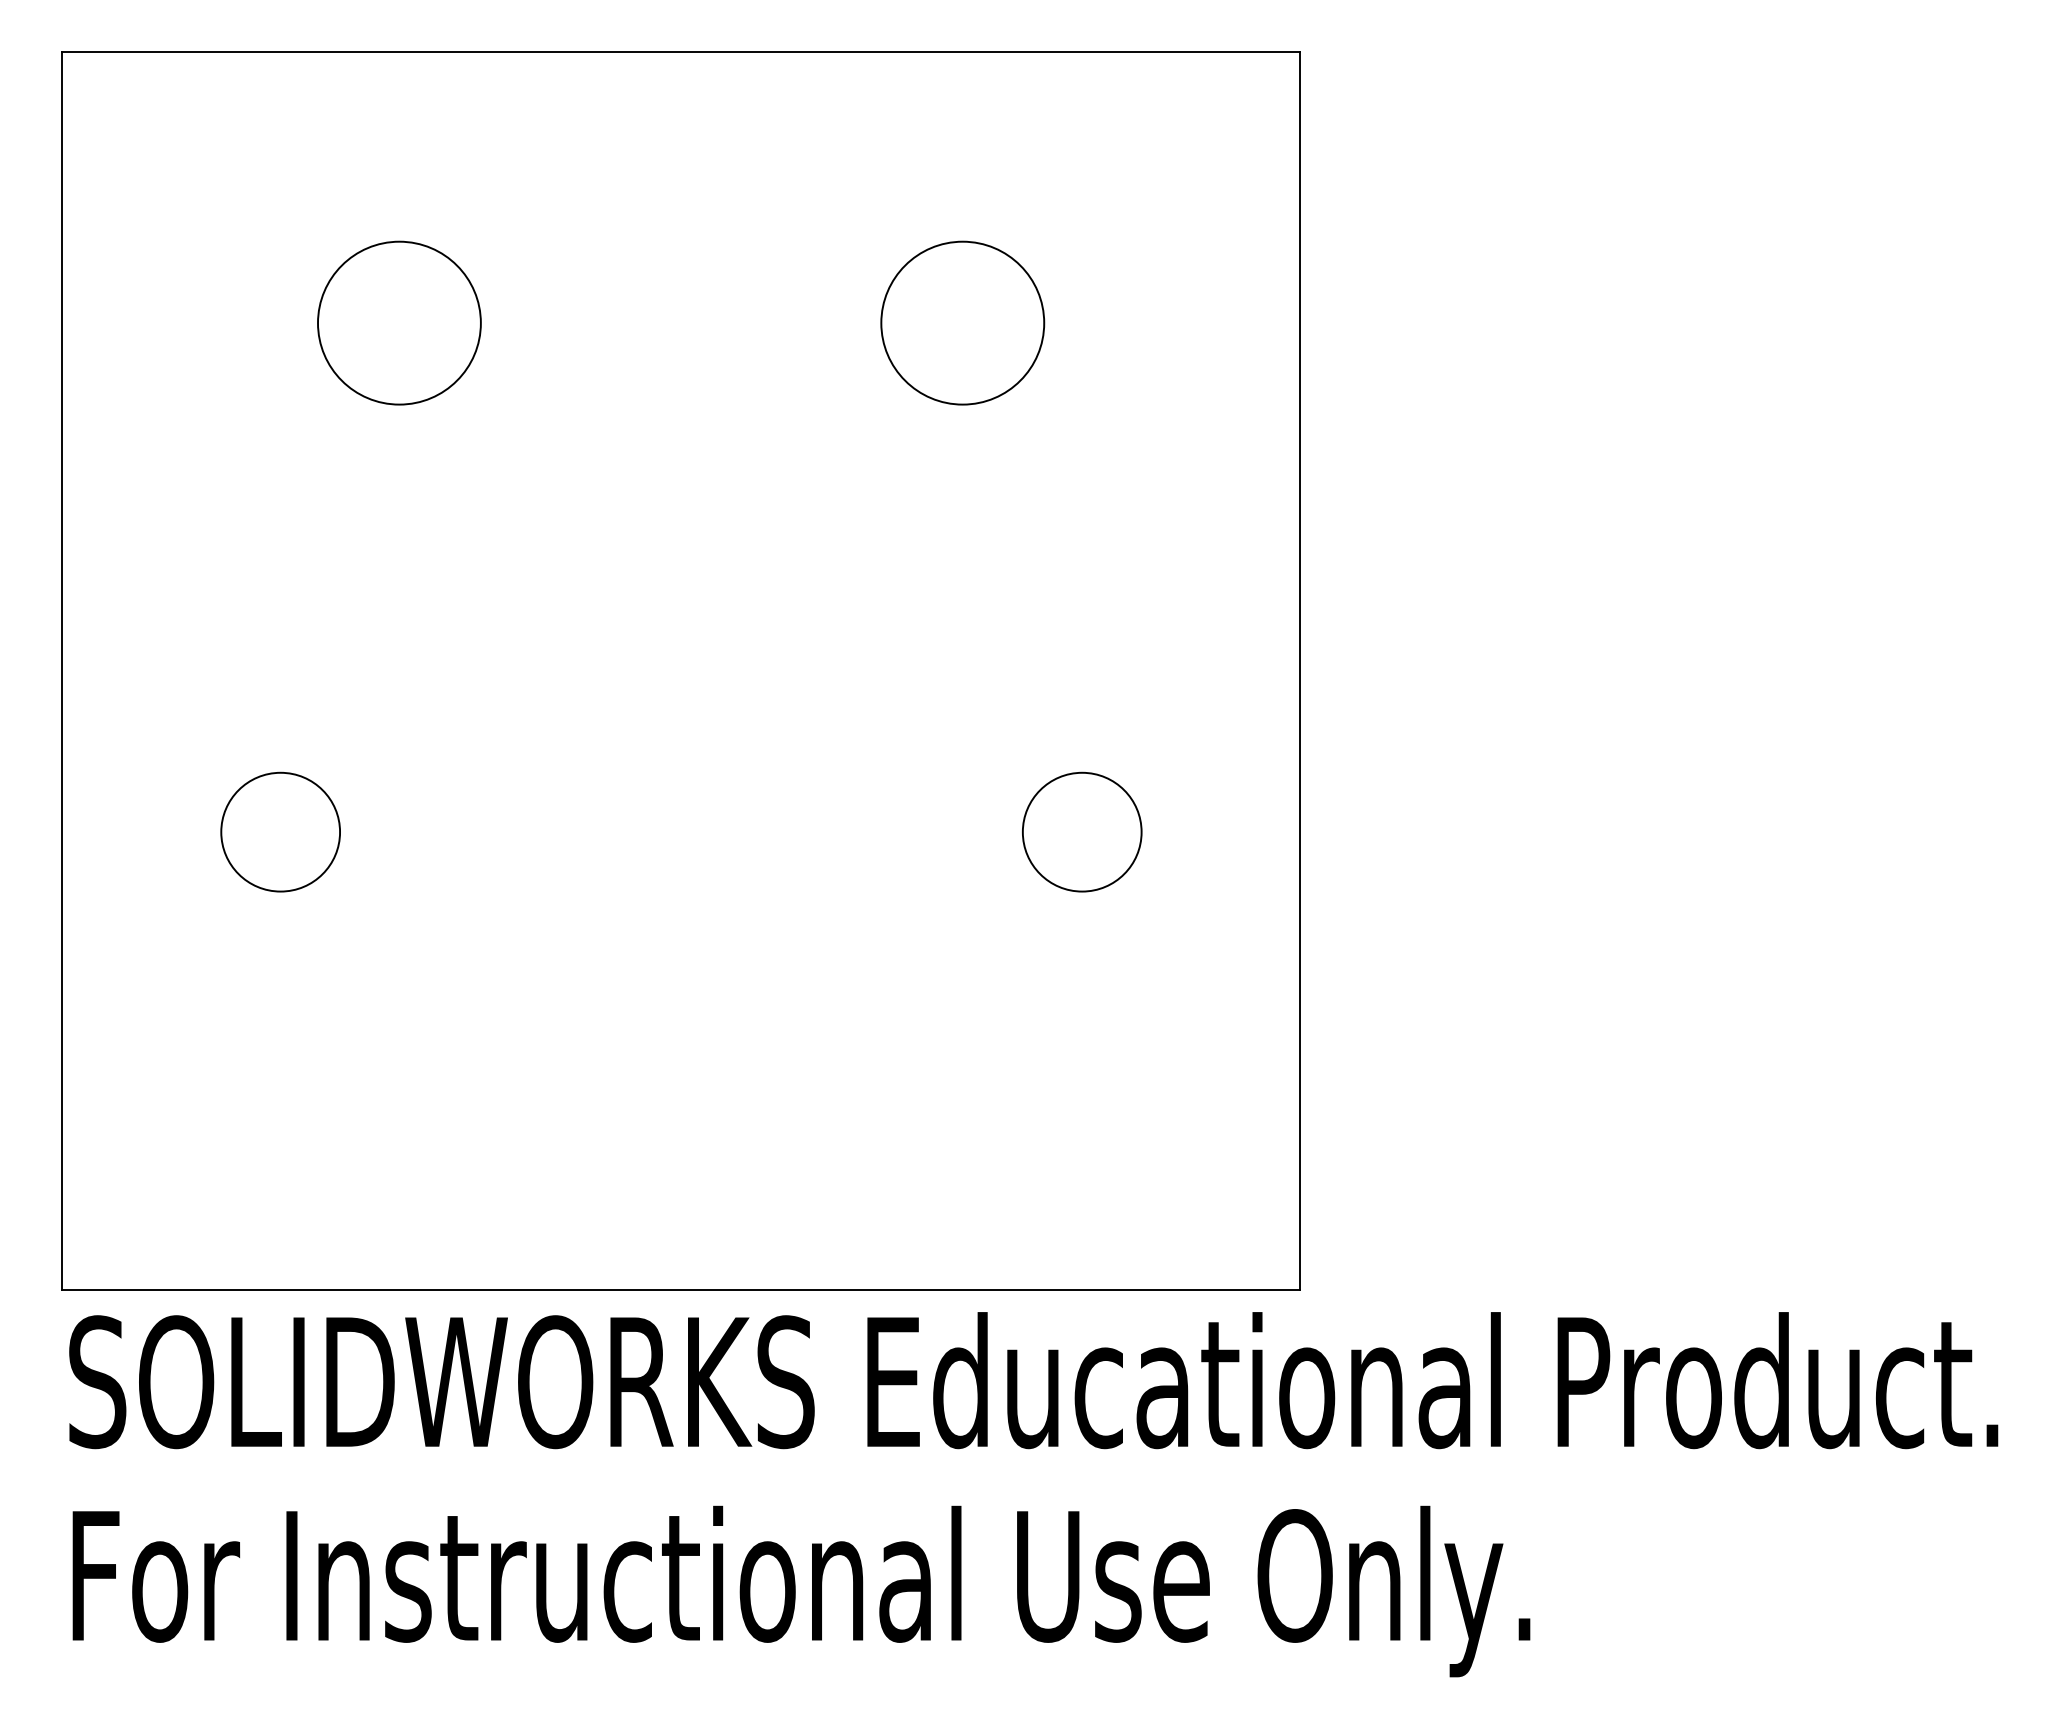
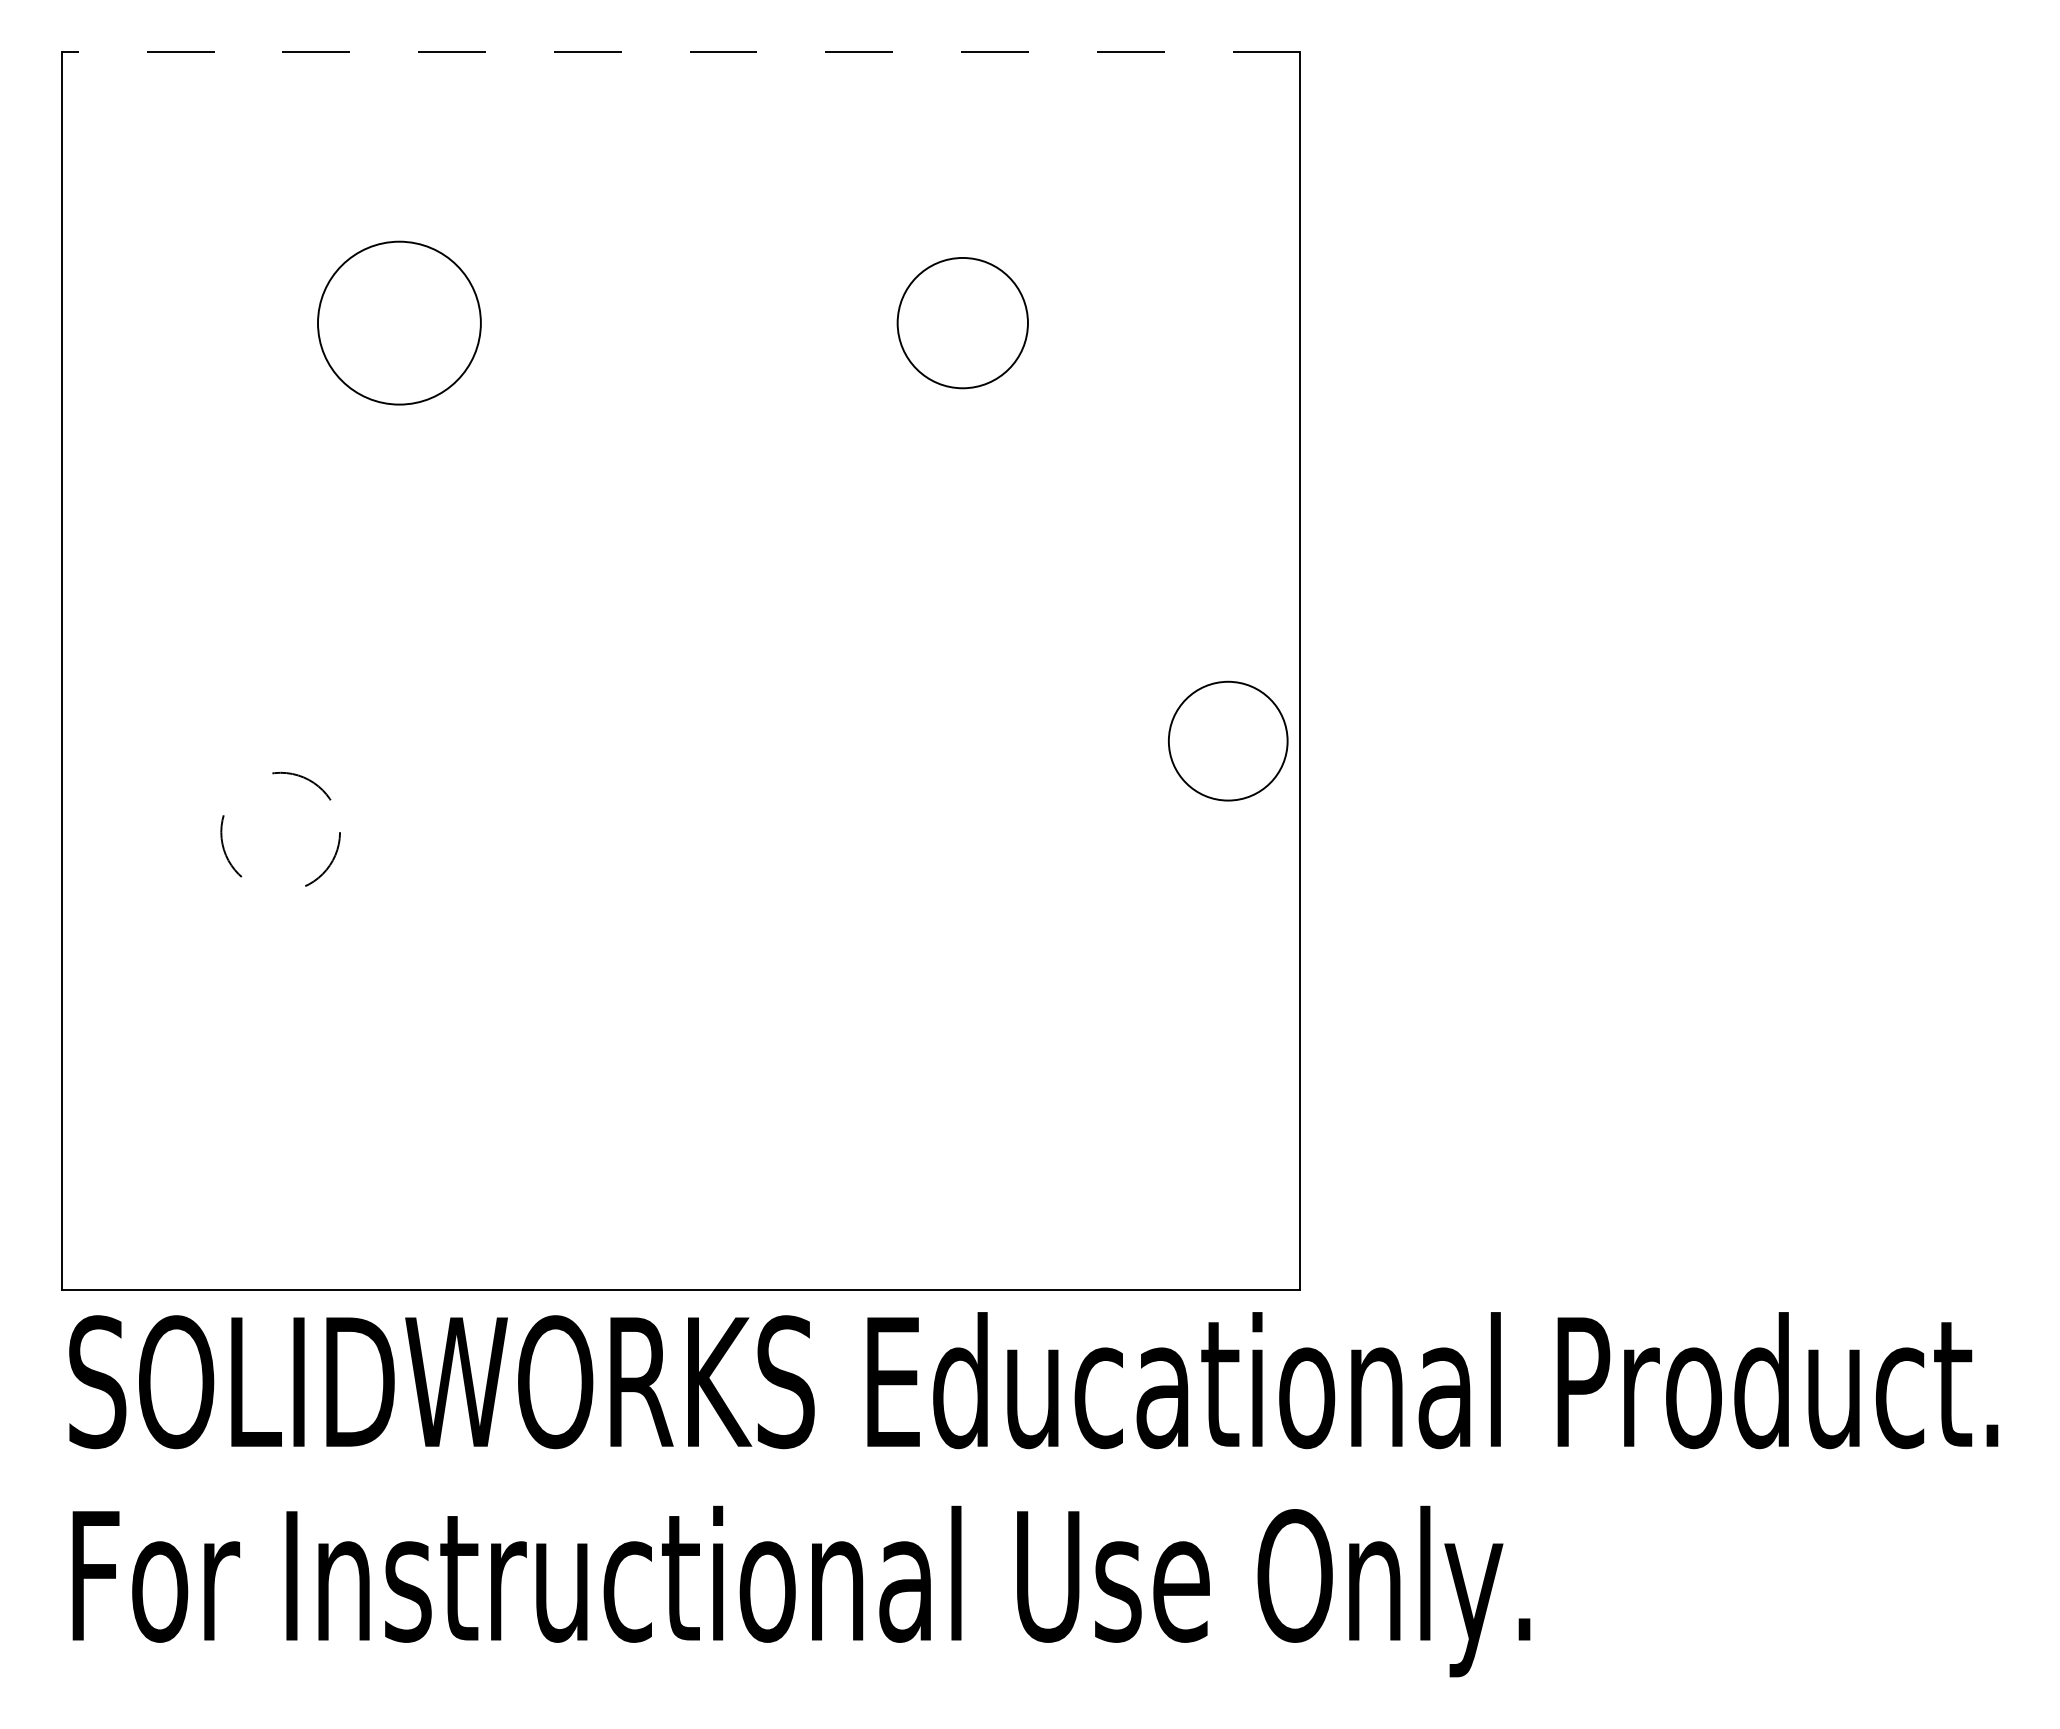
line: solid -> dashed (680, 51)
circle size: 166x166 px -> 133x133 px (962, 323)
circle: solid -> dashed (280, 831)
circle position: (1082, 831) -> (1228, 740) (1228, 740)
